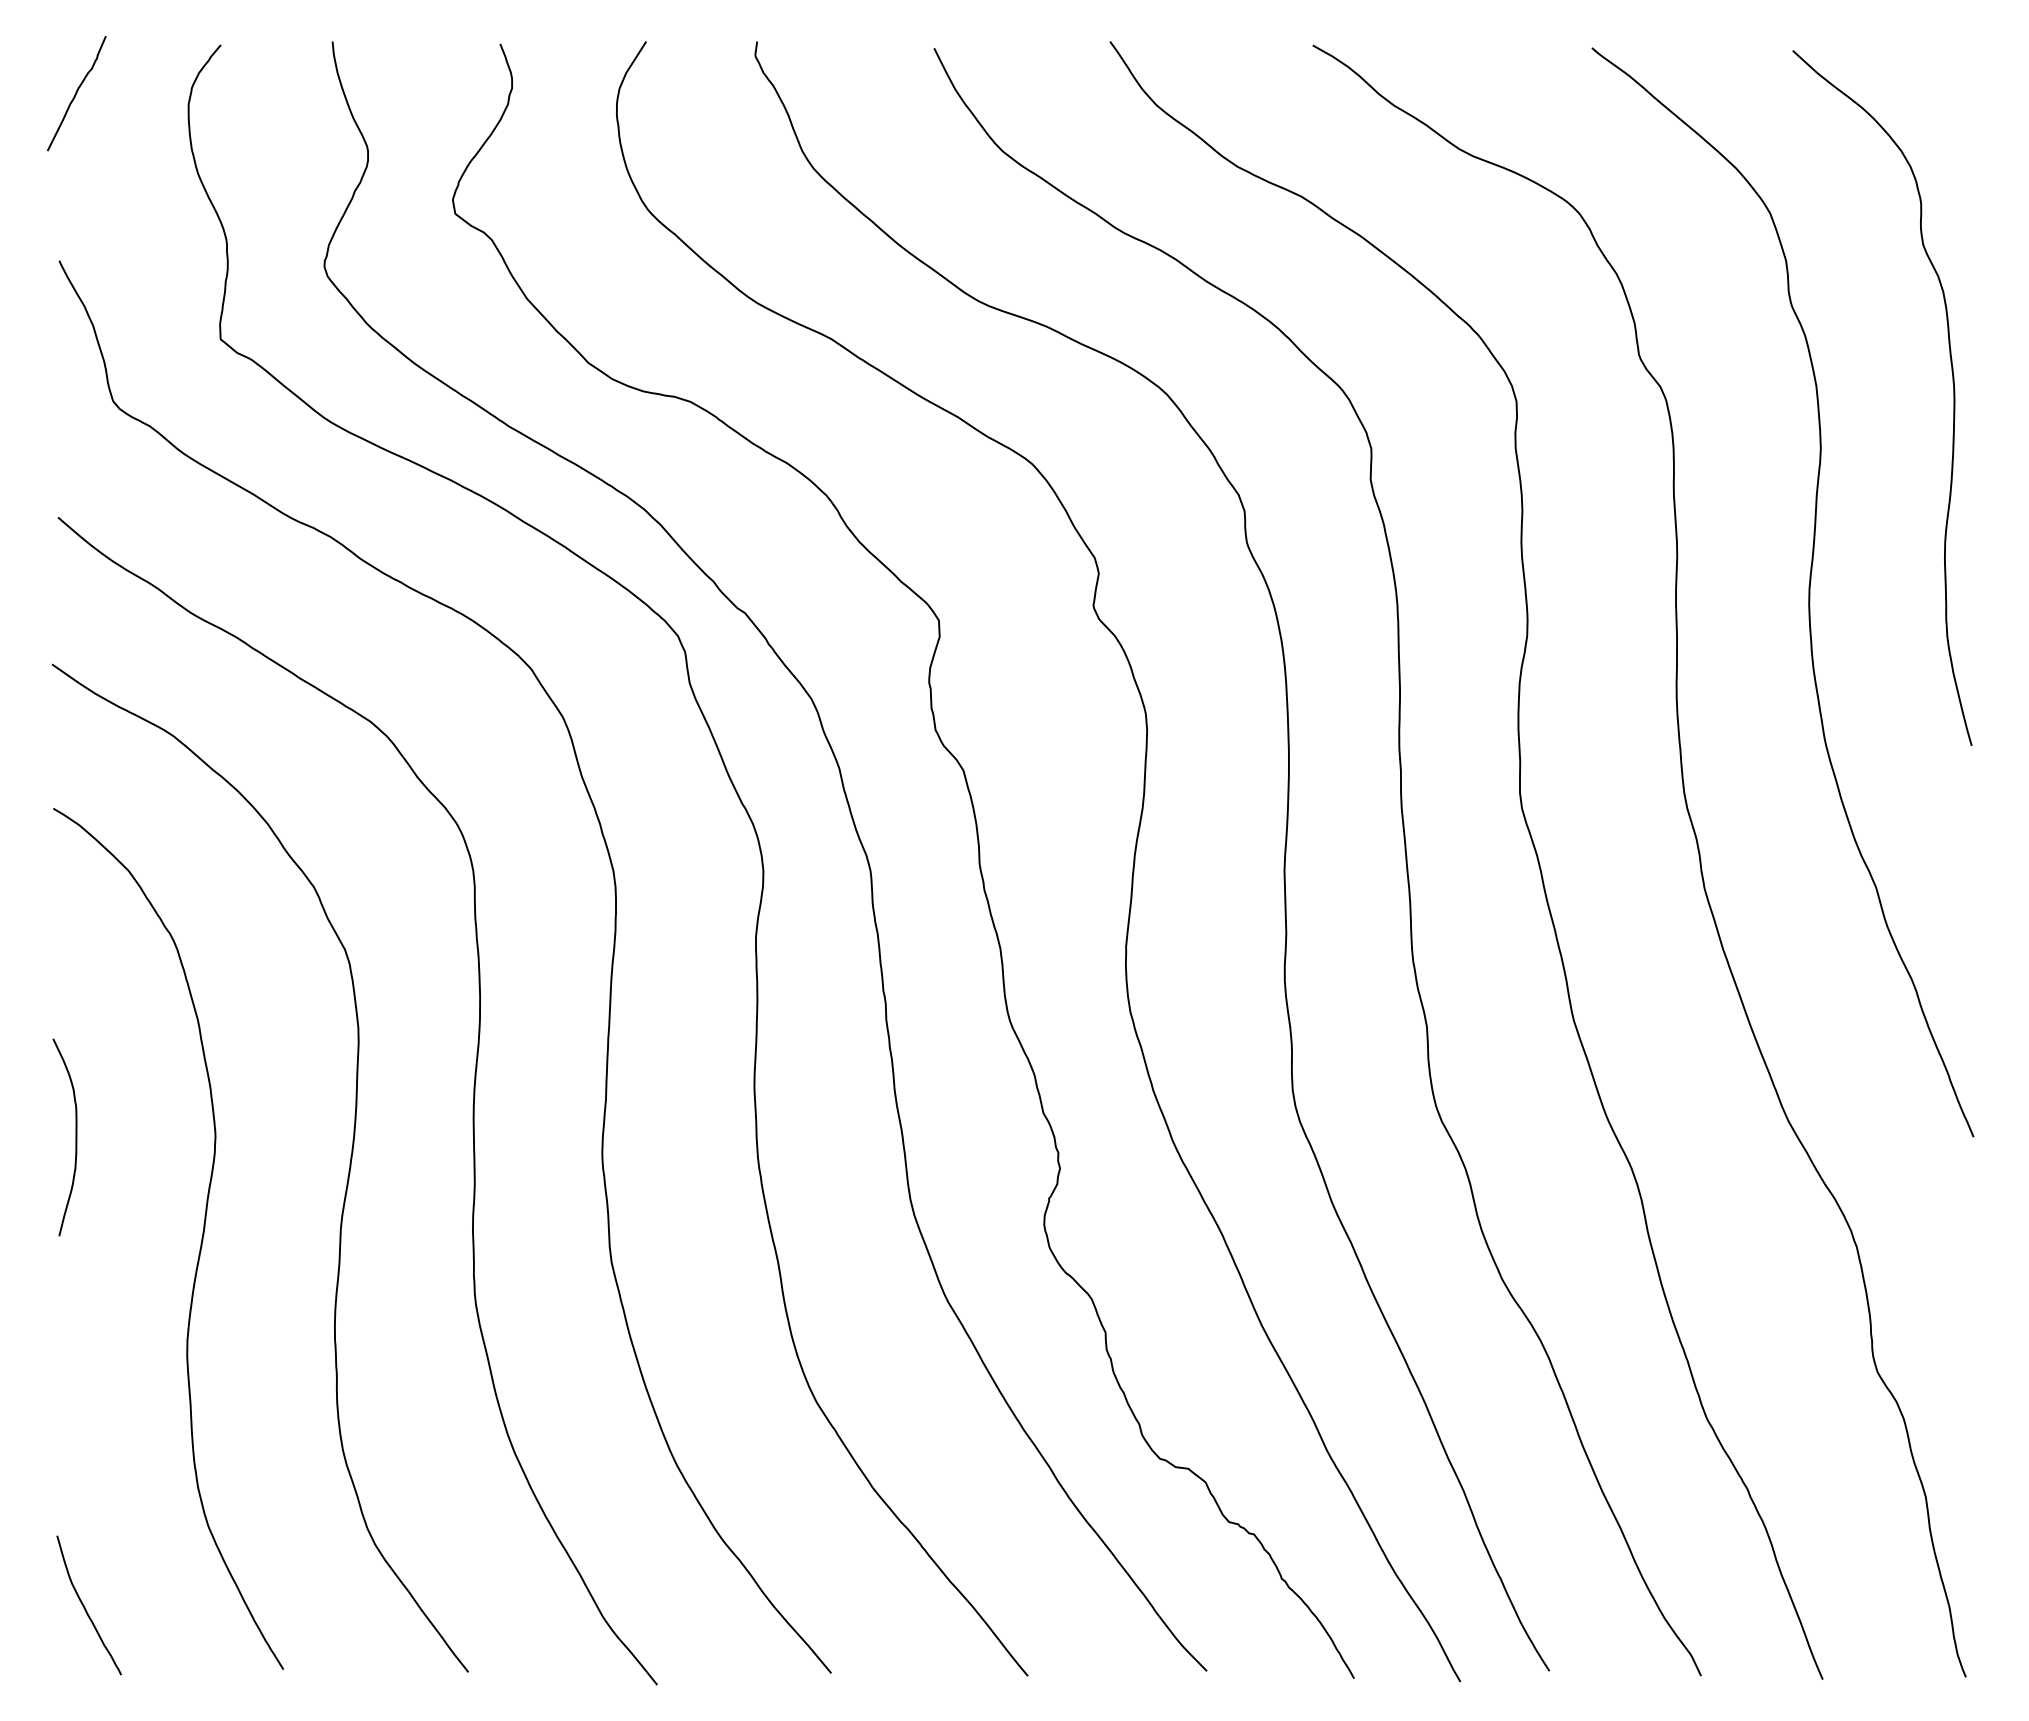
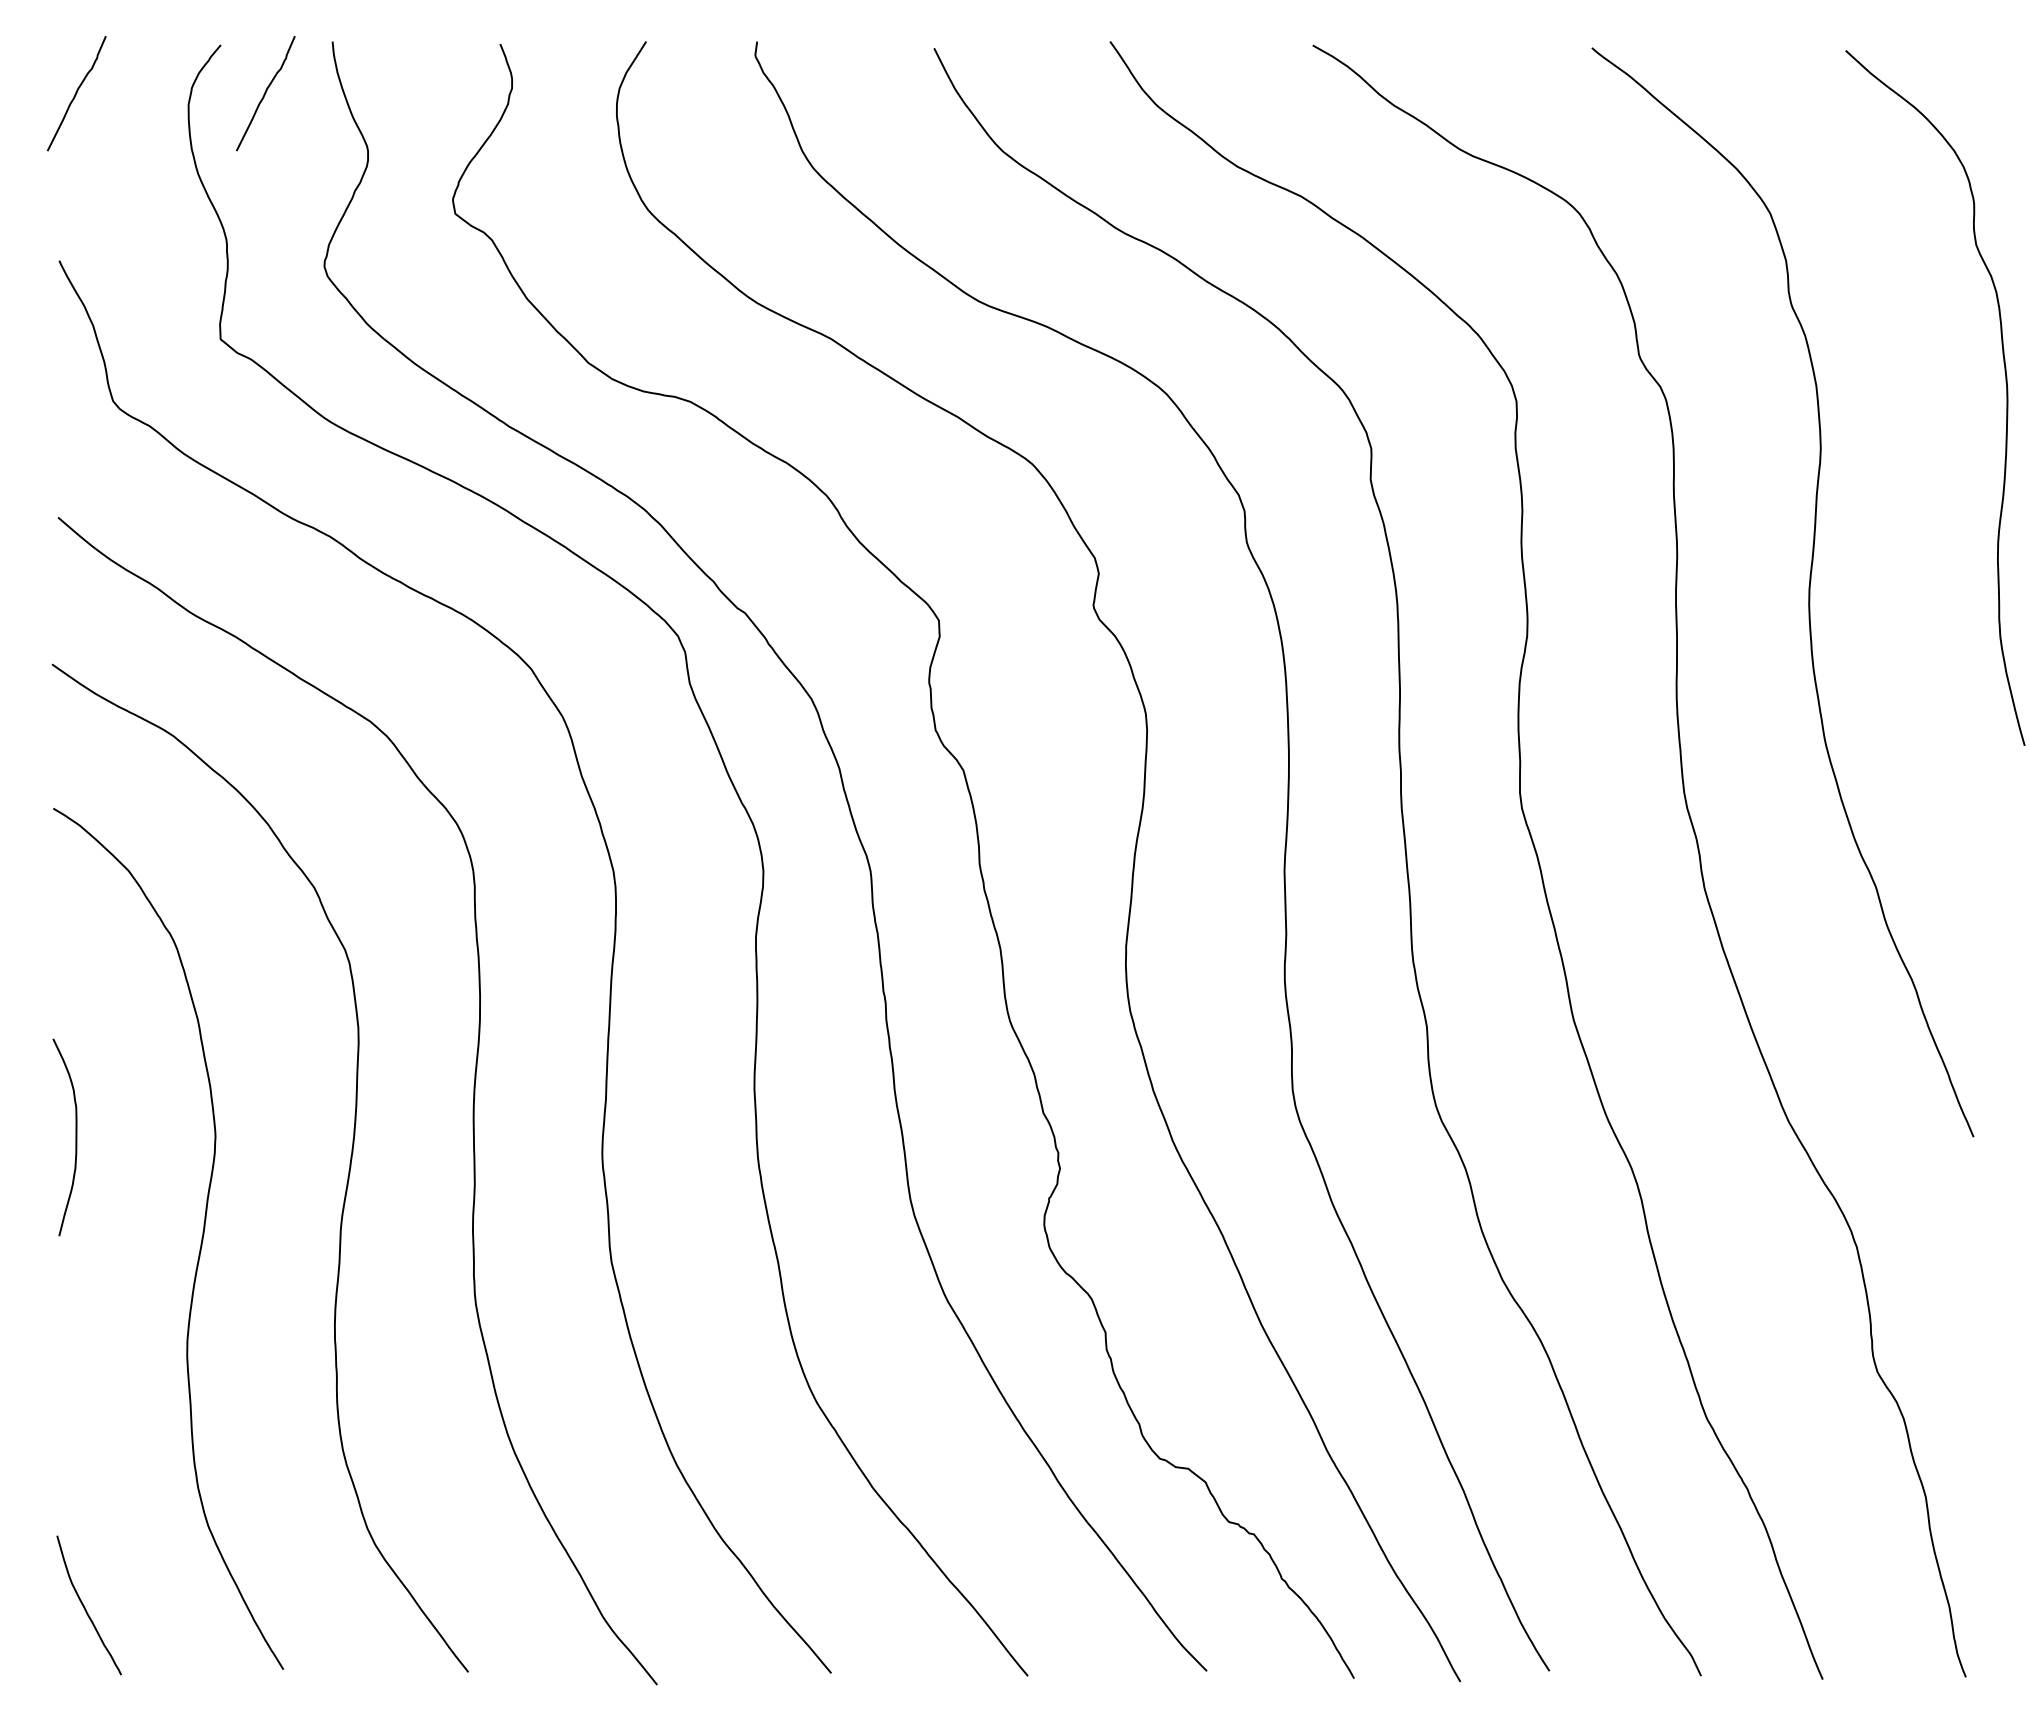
curve: none -> present (265, 93)
curve position: (1953, 397) -> (2006, 397) (2006, 397)
